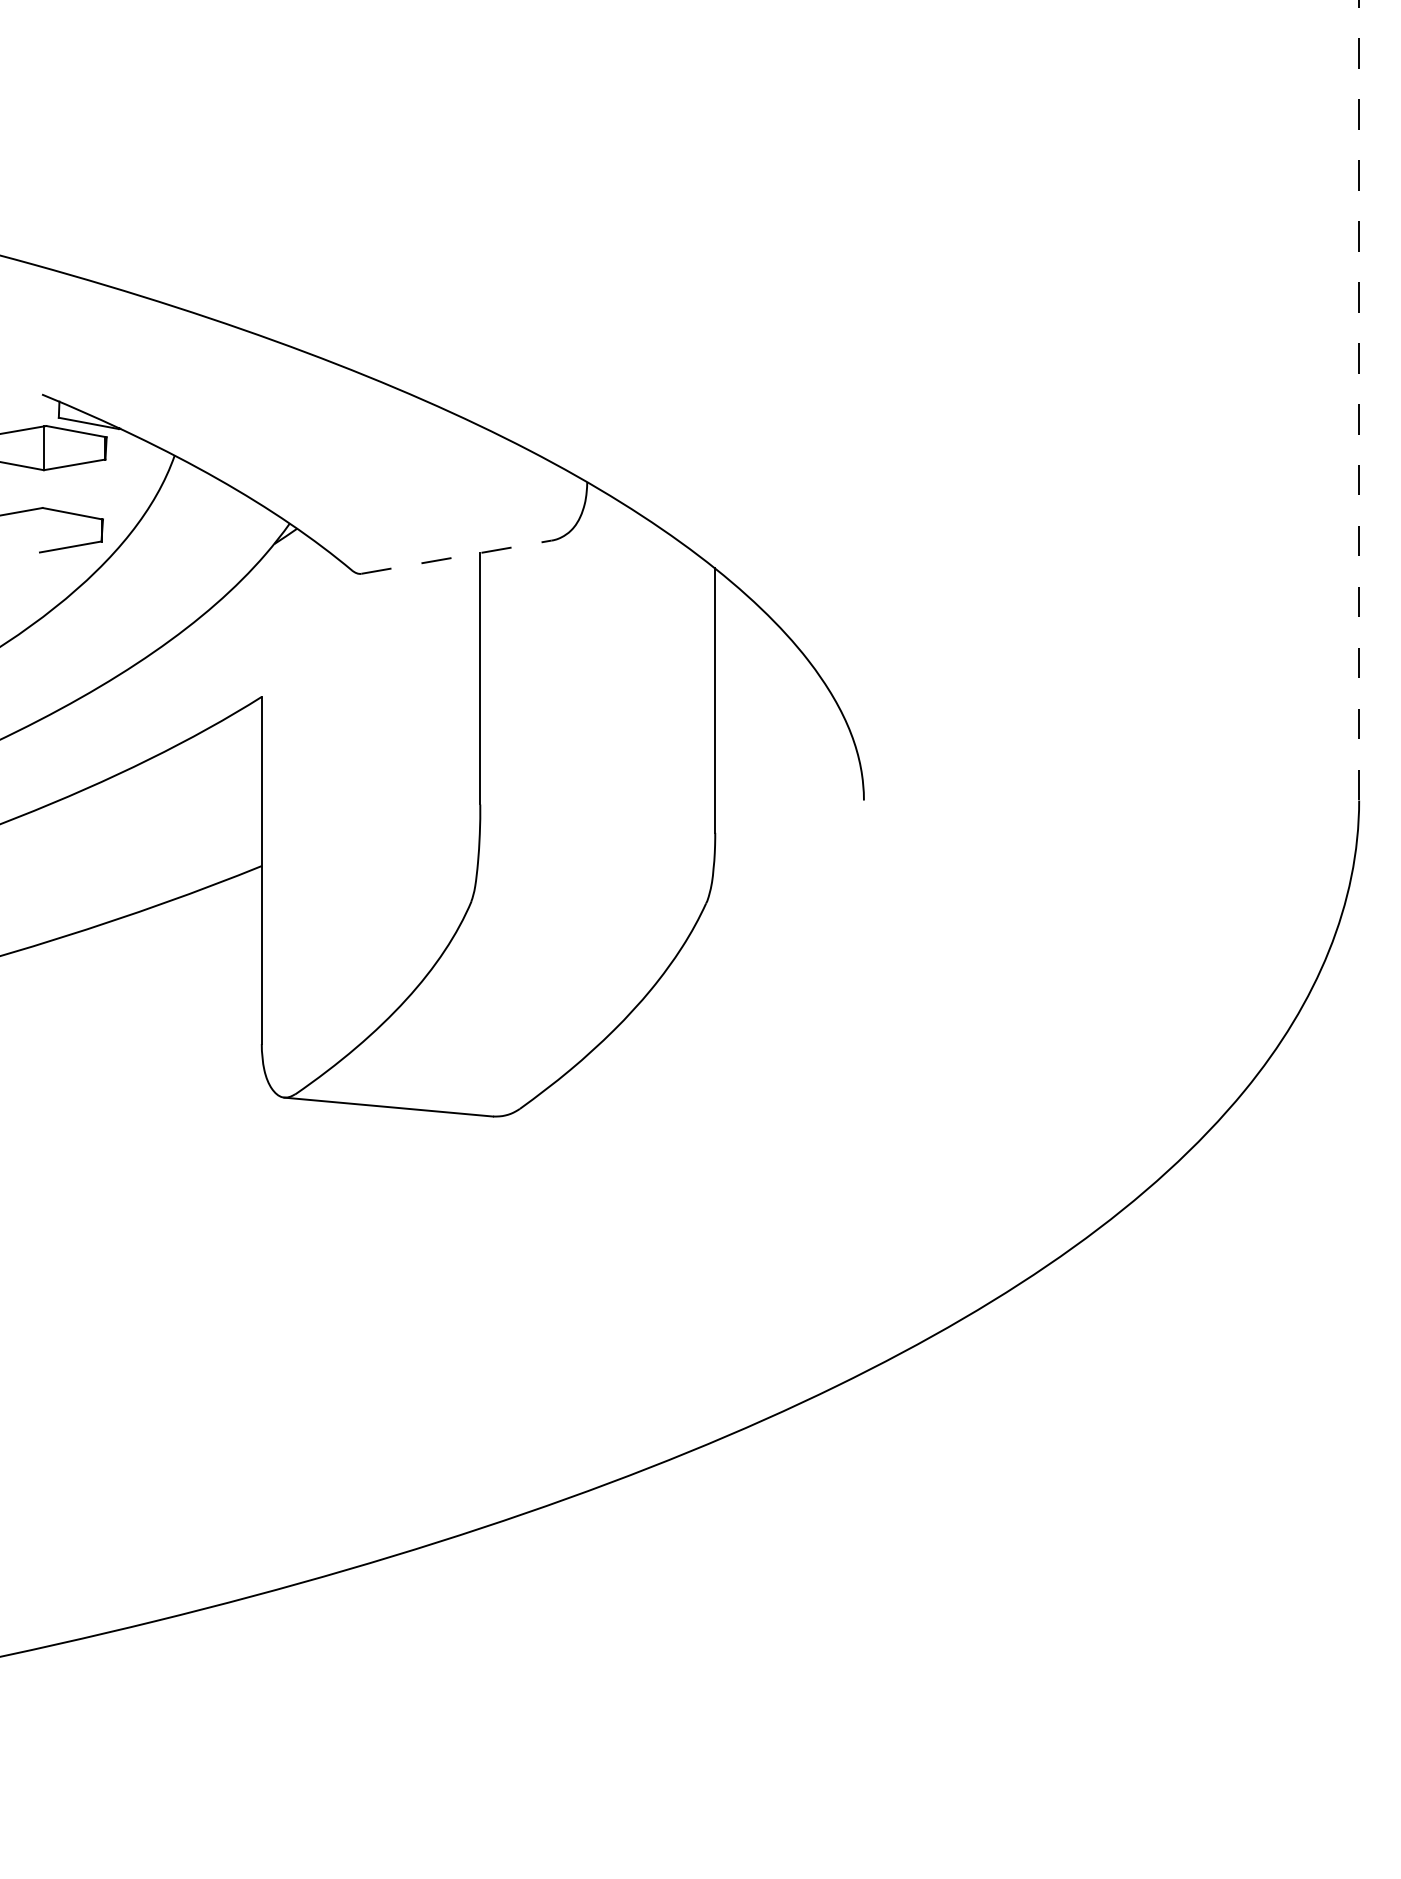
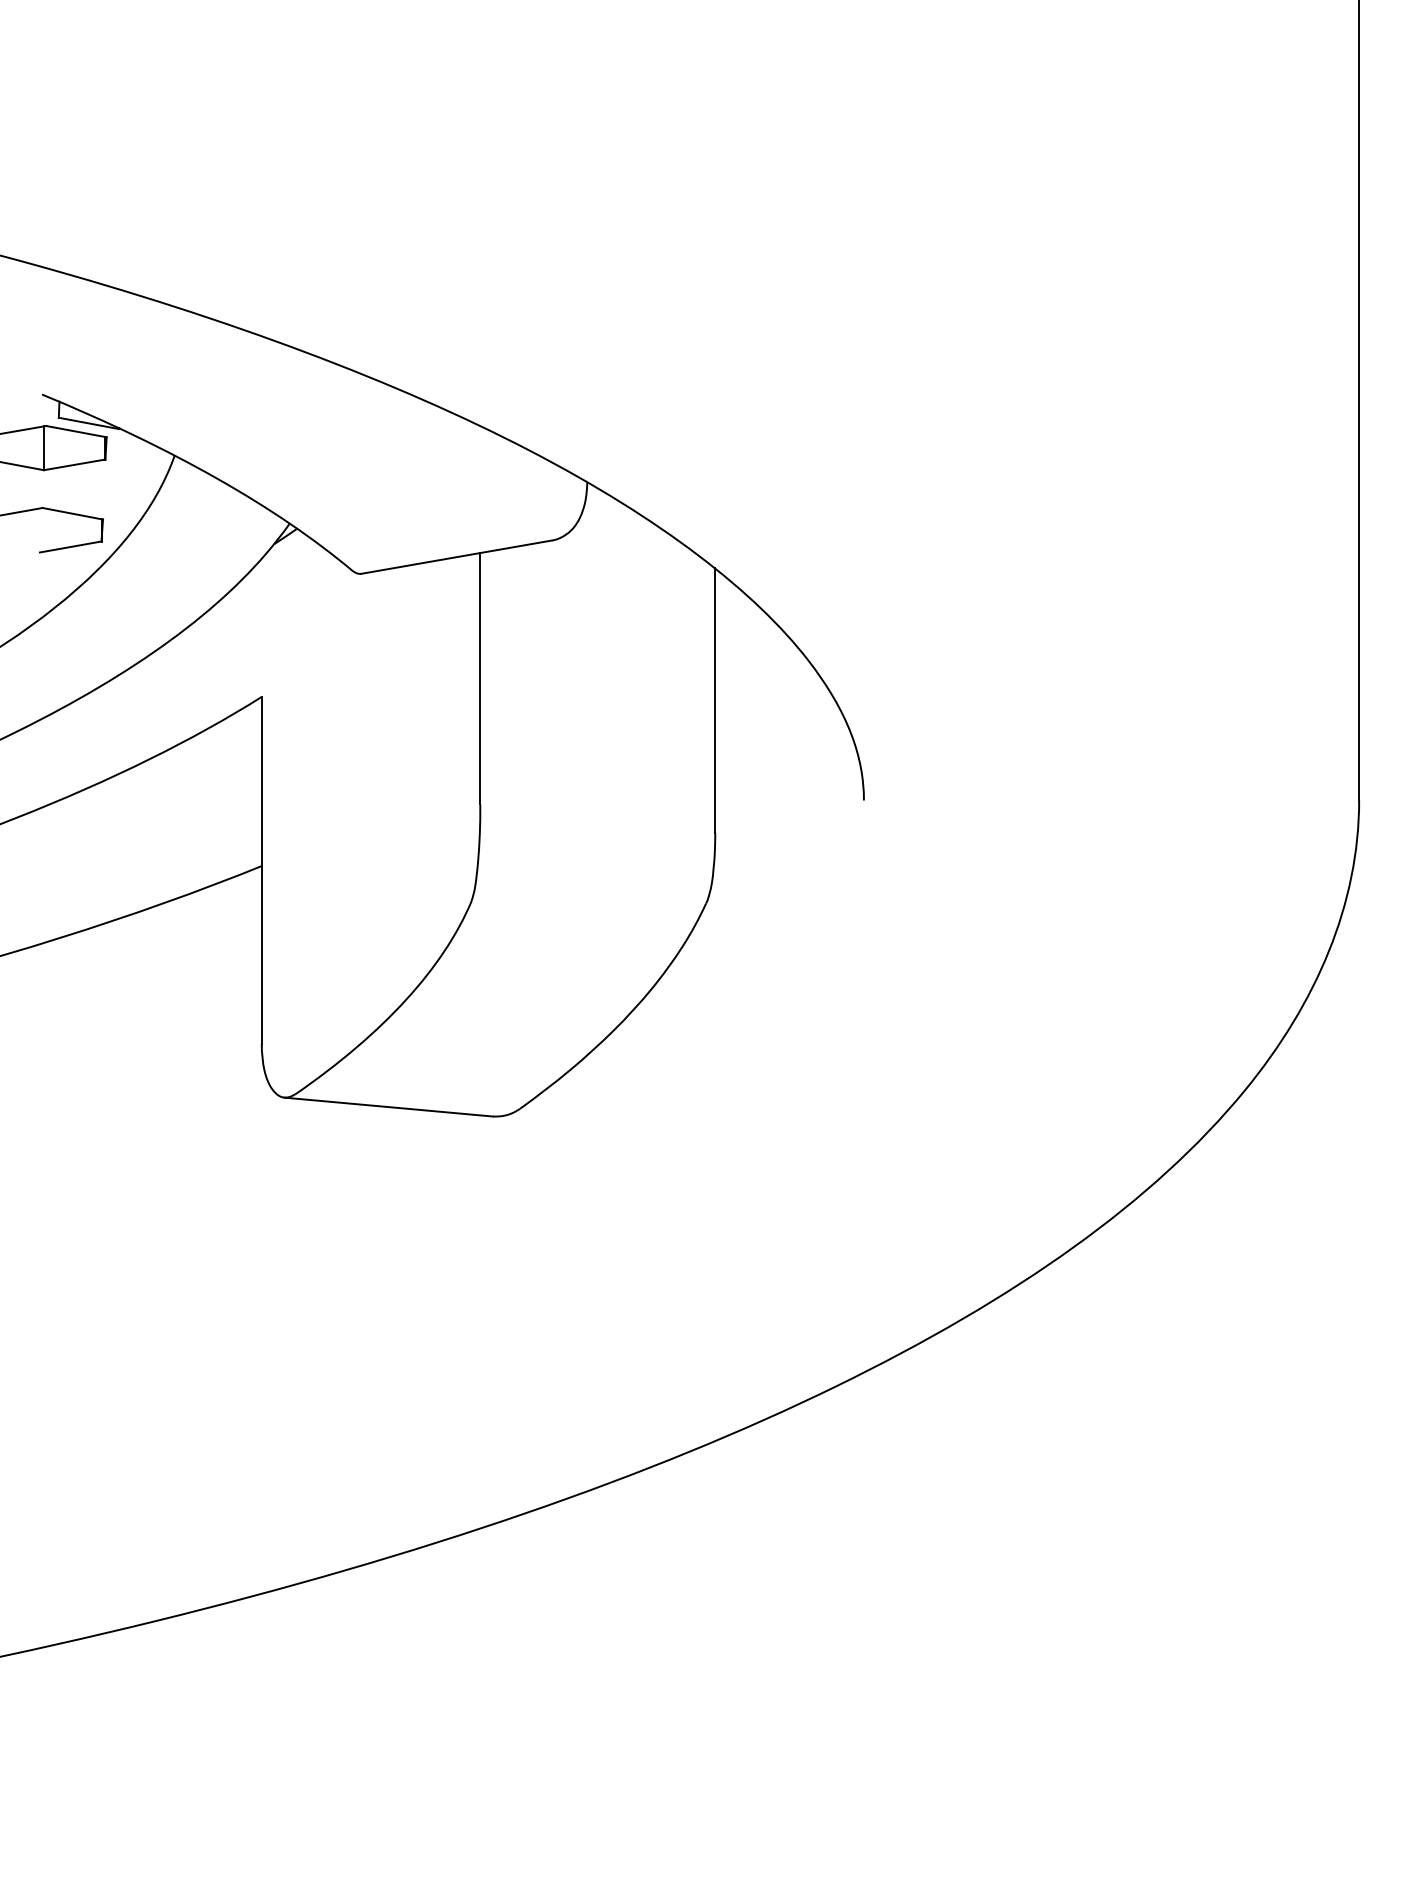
line: dashed -> solid (1359, 400)
line: dashed -> solid (456, 557)
